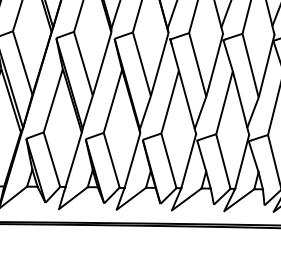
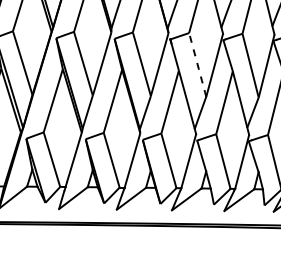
arc: solid -> dashed (197, 64)
